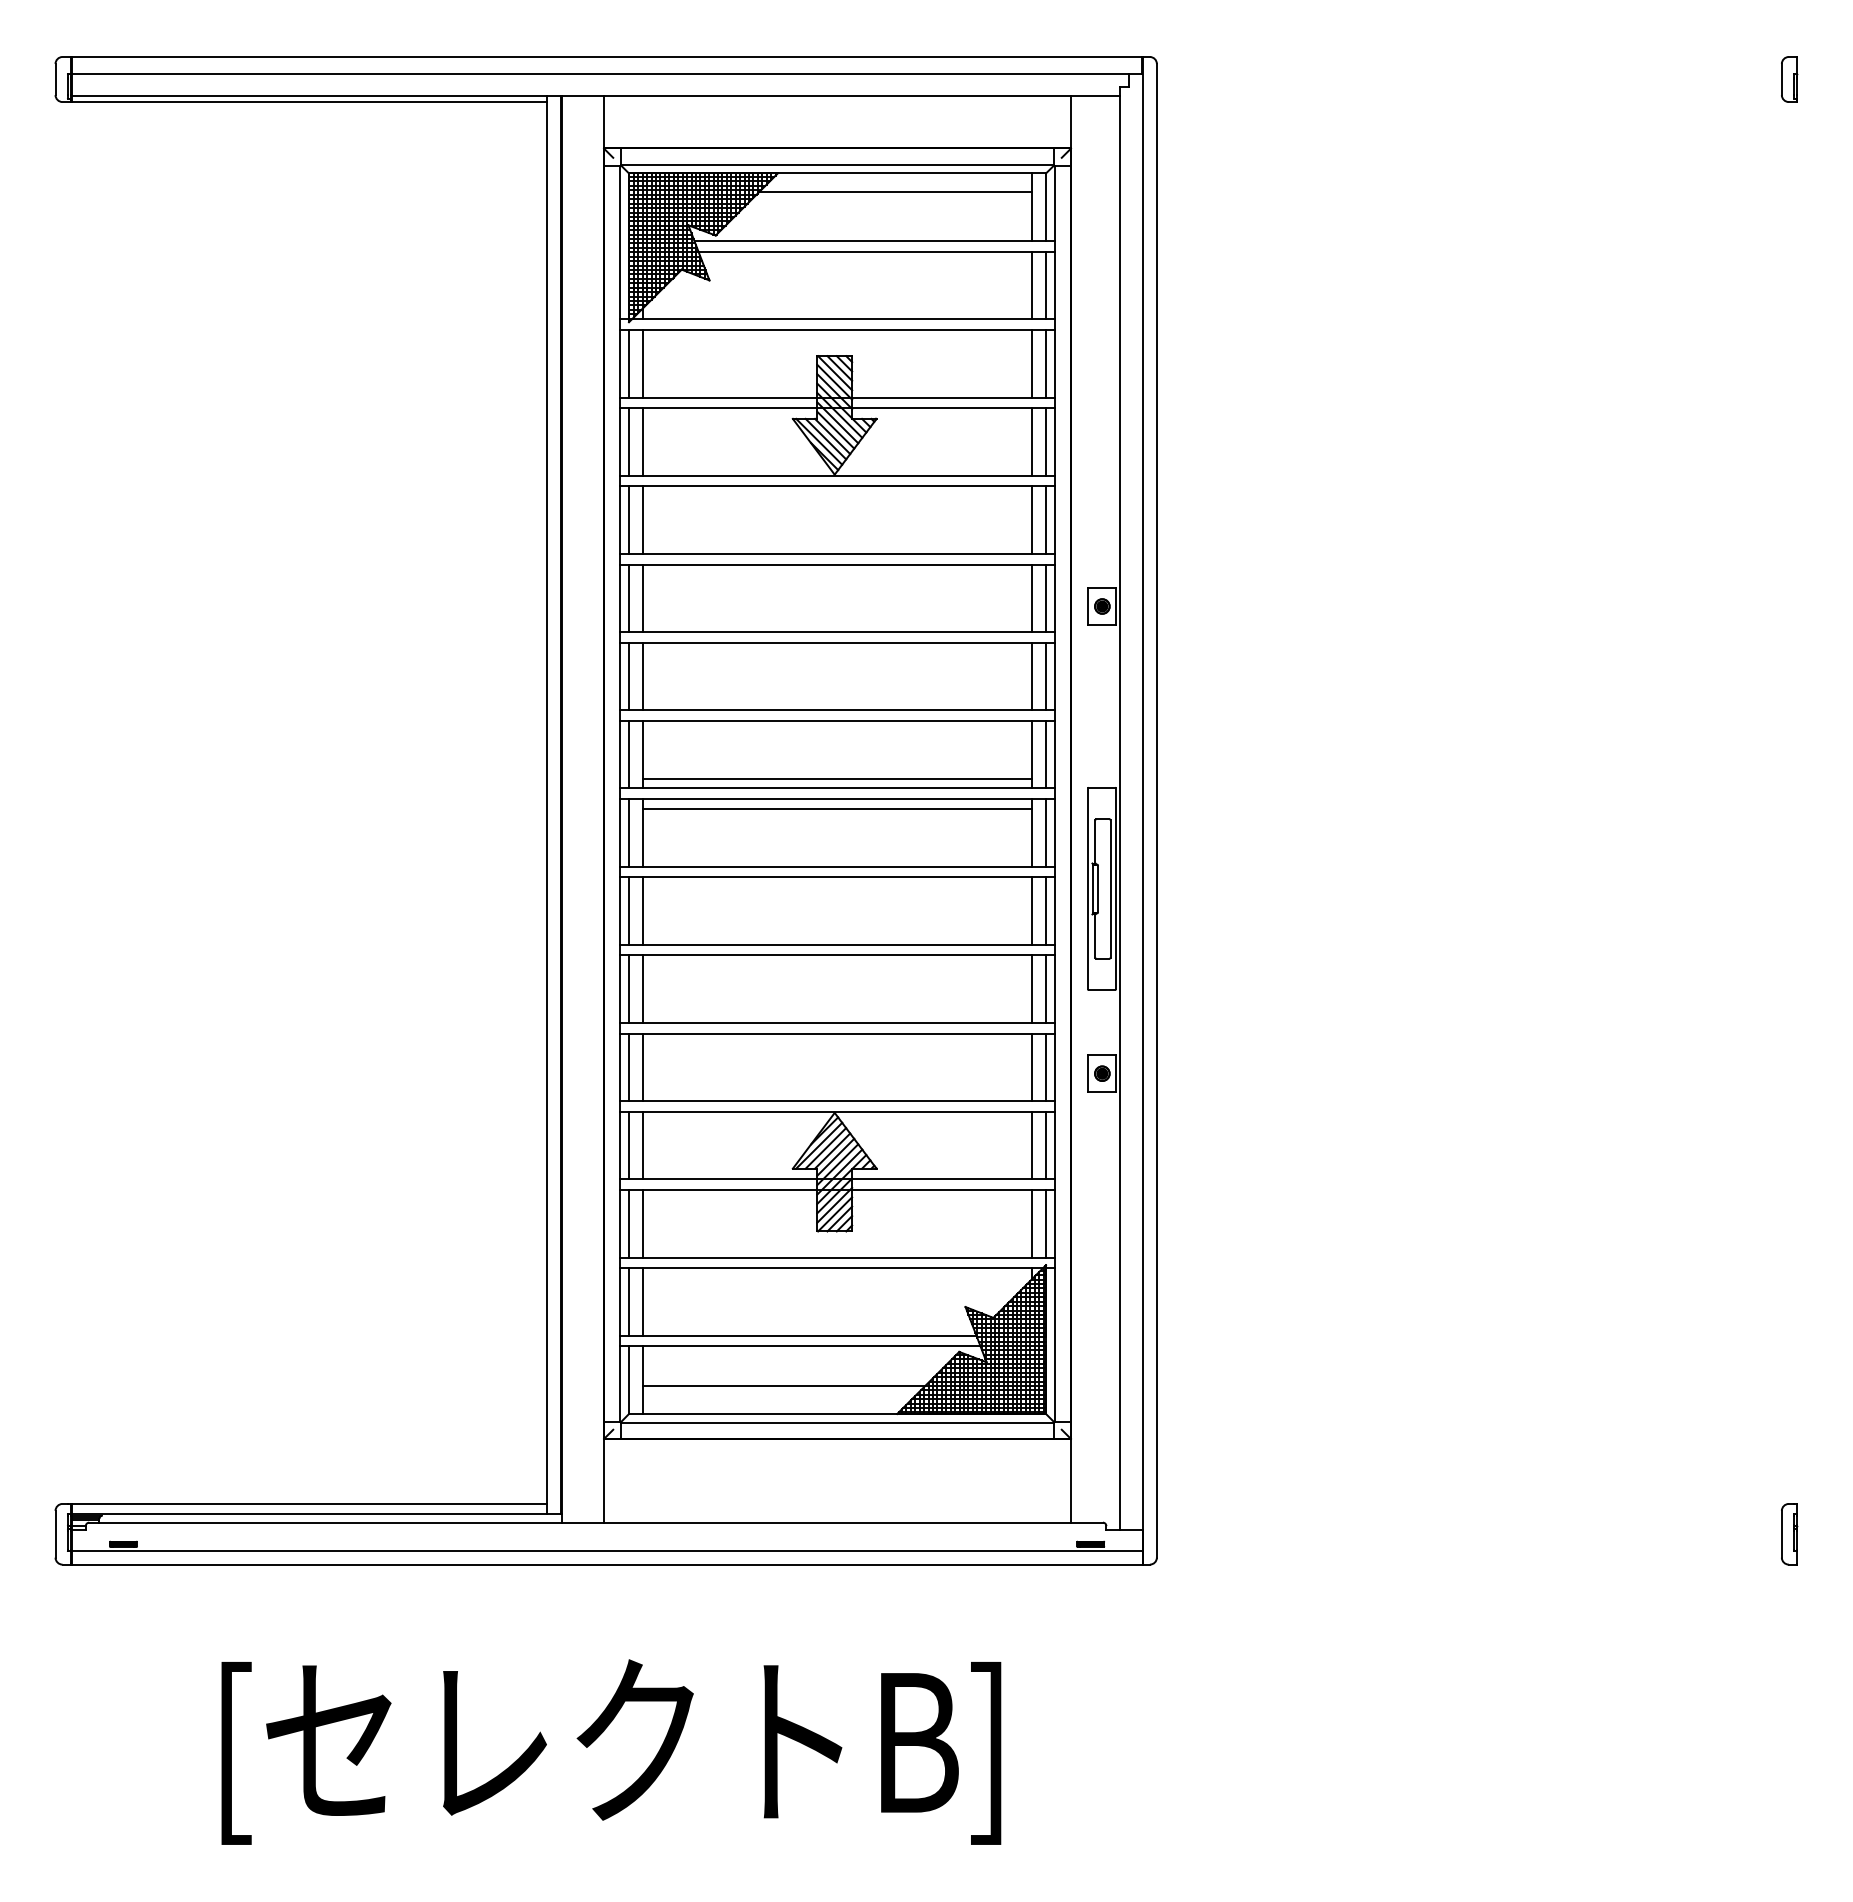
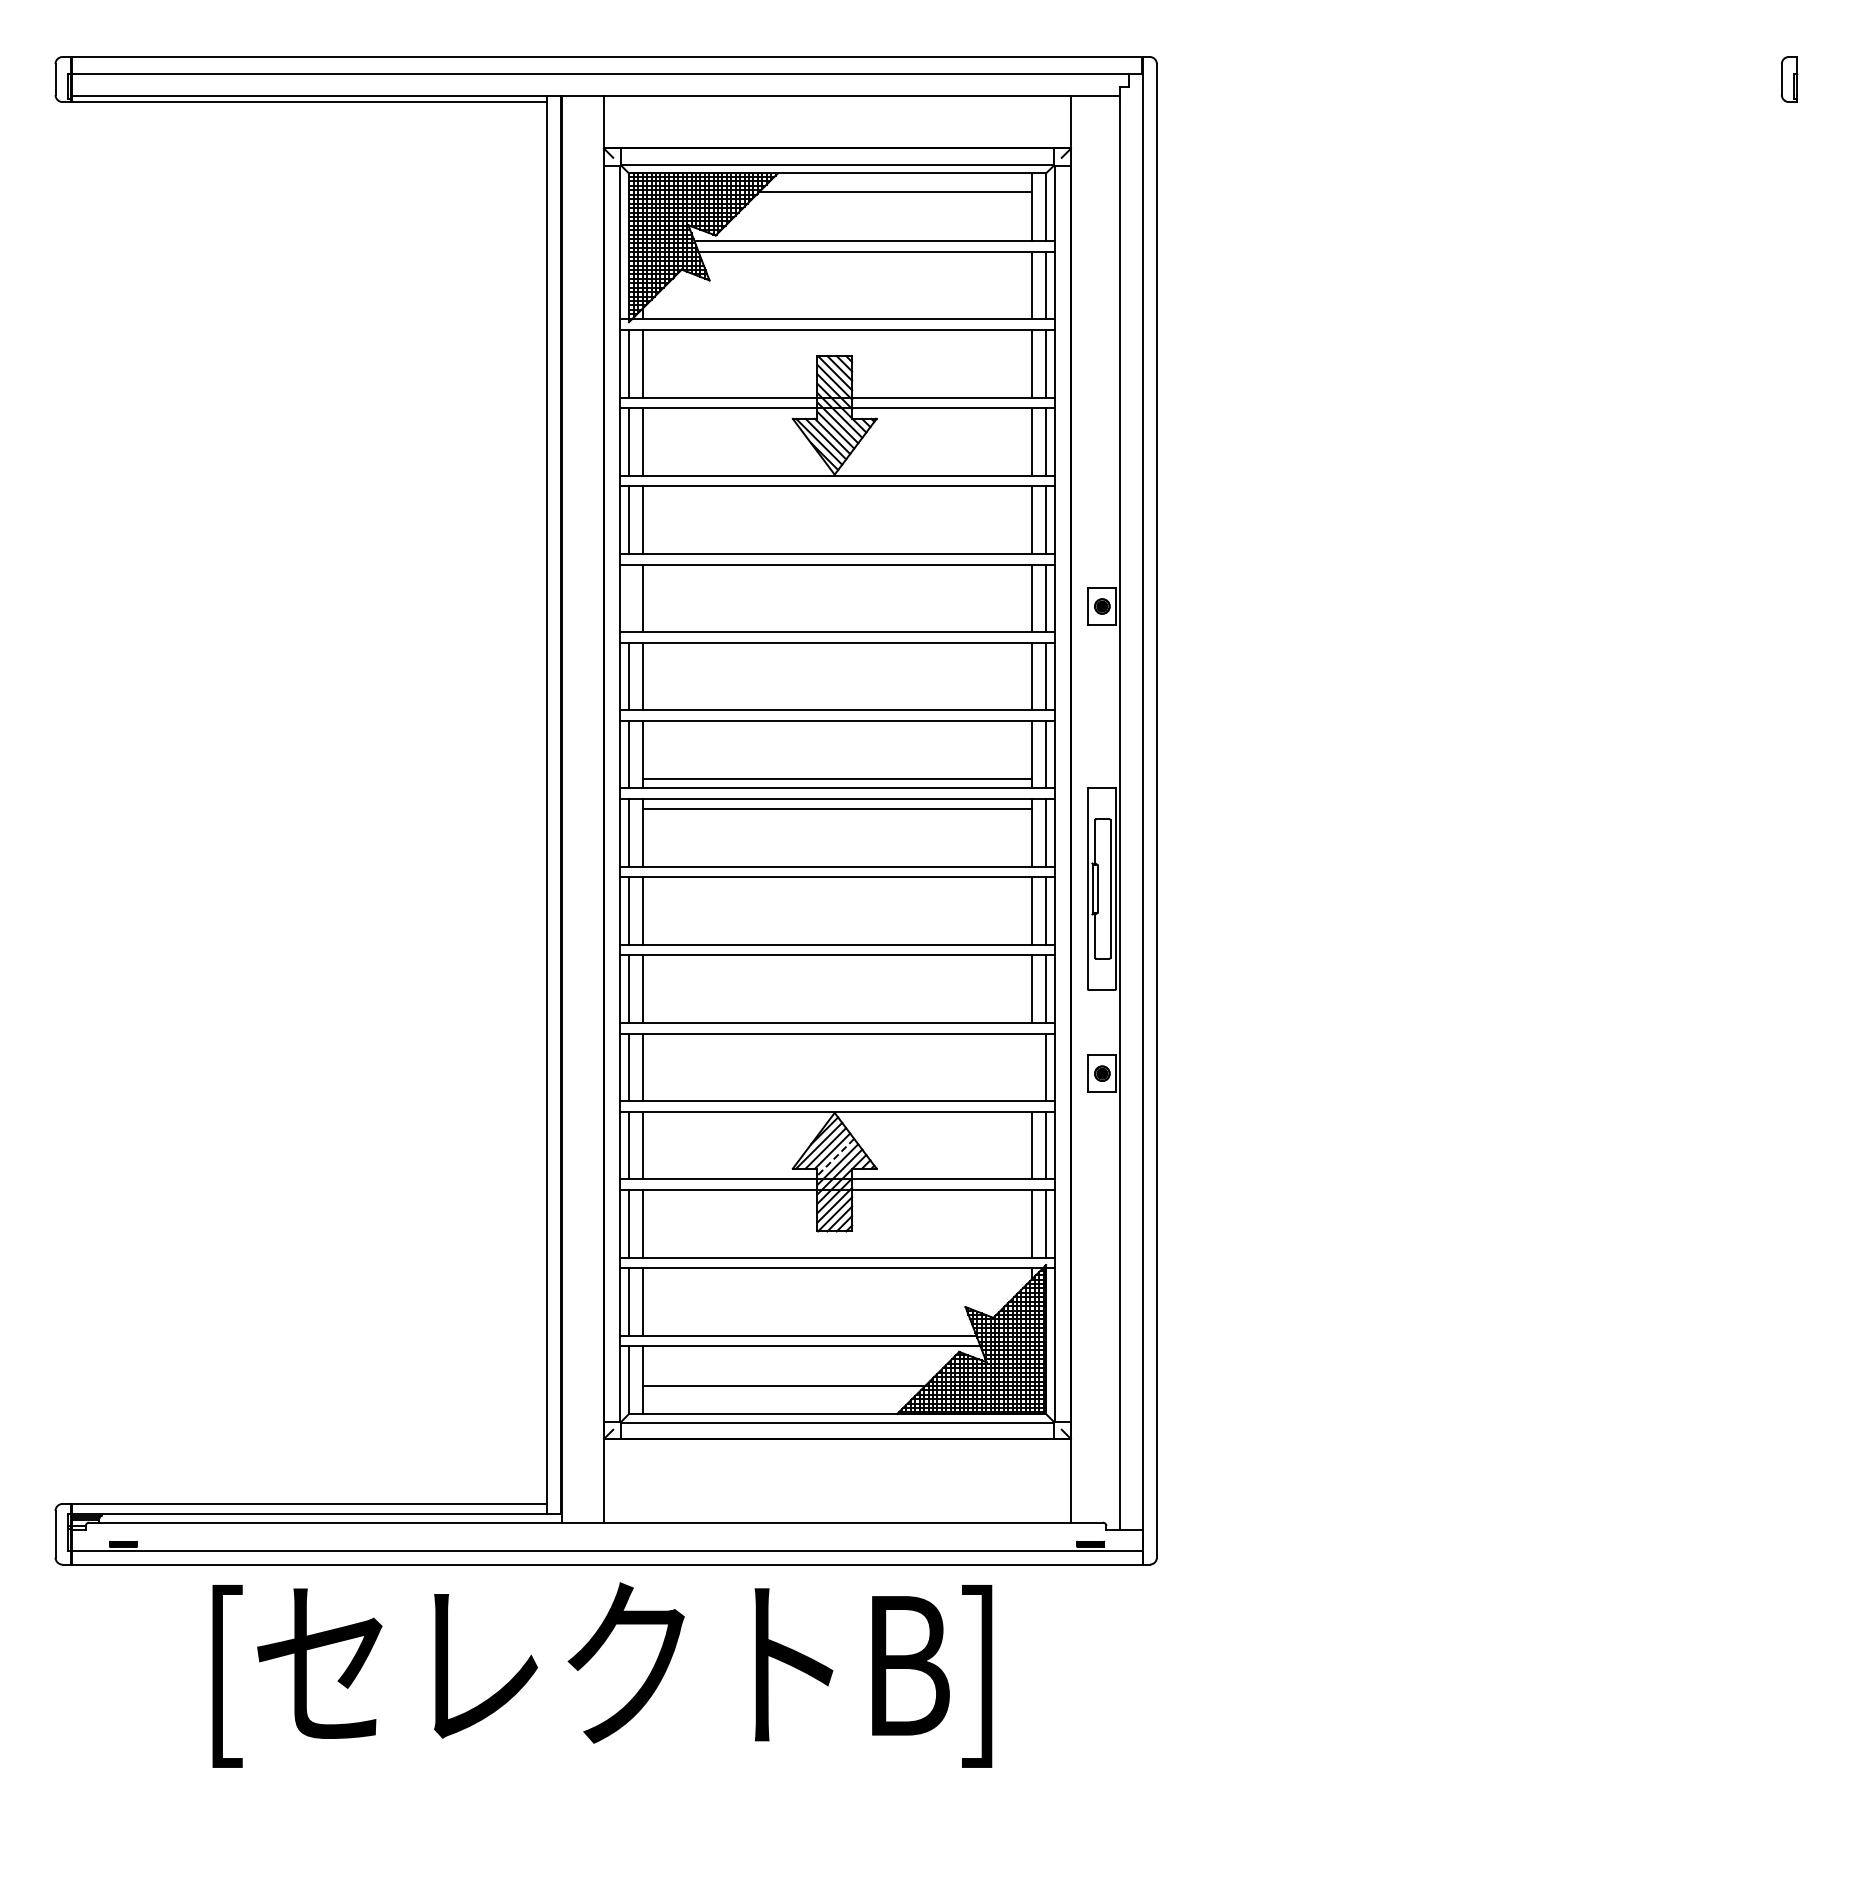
line: present -> none (629, 598)
line: present -> none (1032, 1067)
line: solid -> dashed (835, 1157)
part: present -> none (1789, 1534)
text position: (611, 1751) -> (602, 1674) (602, 1674)
